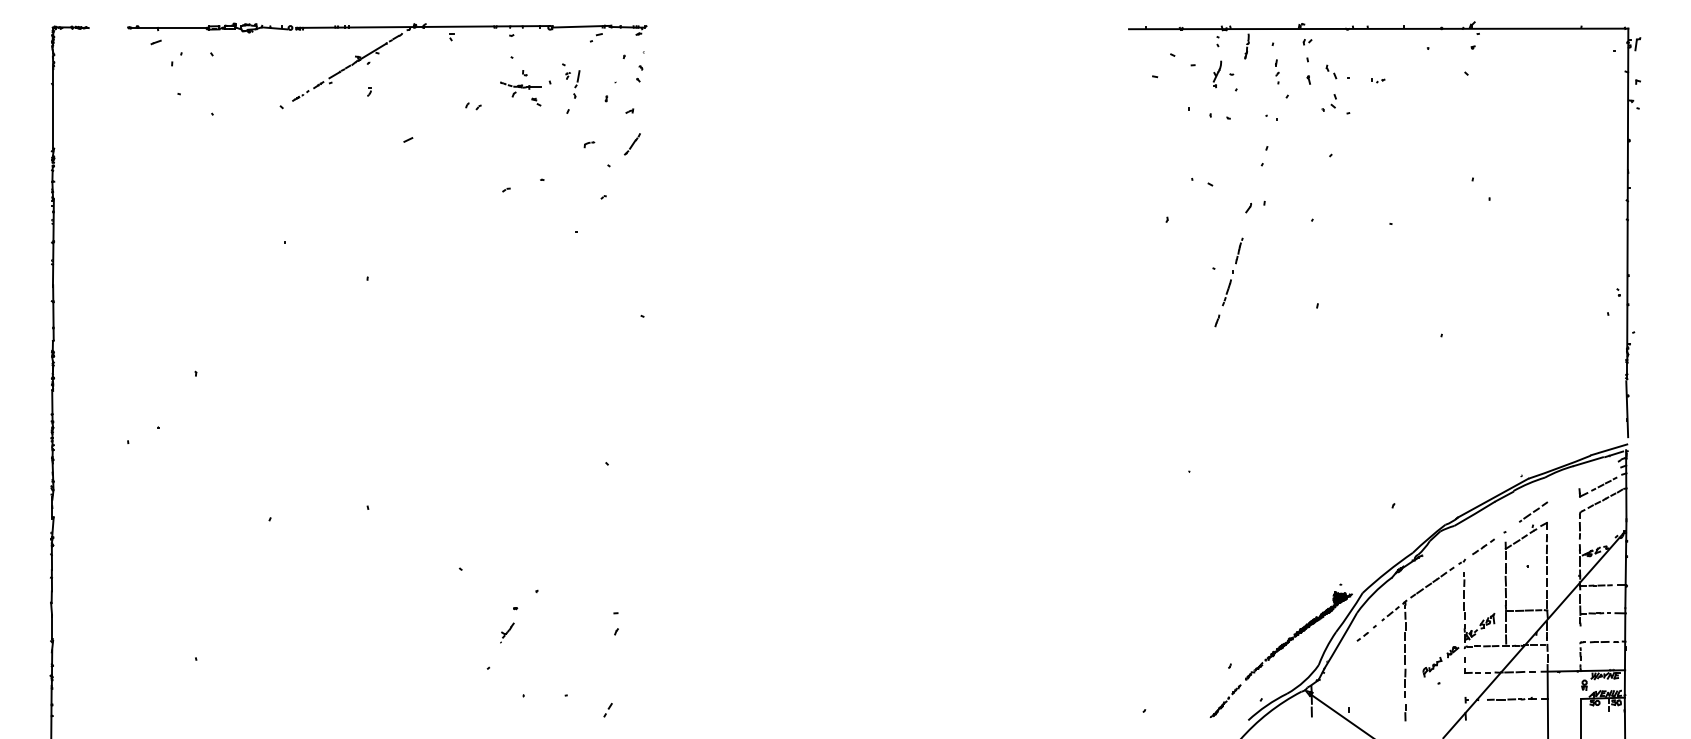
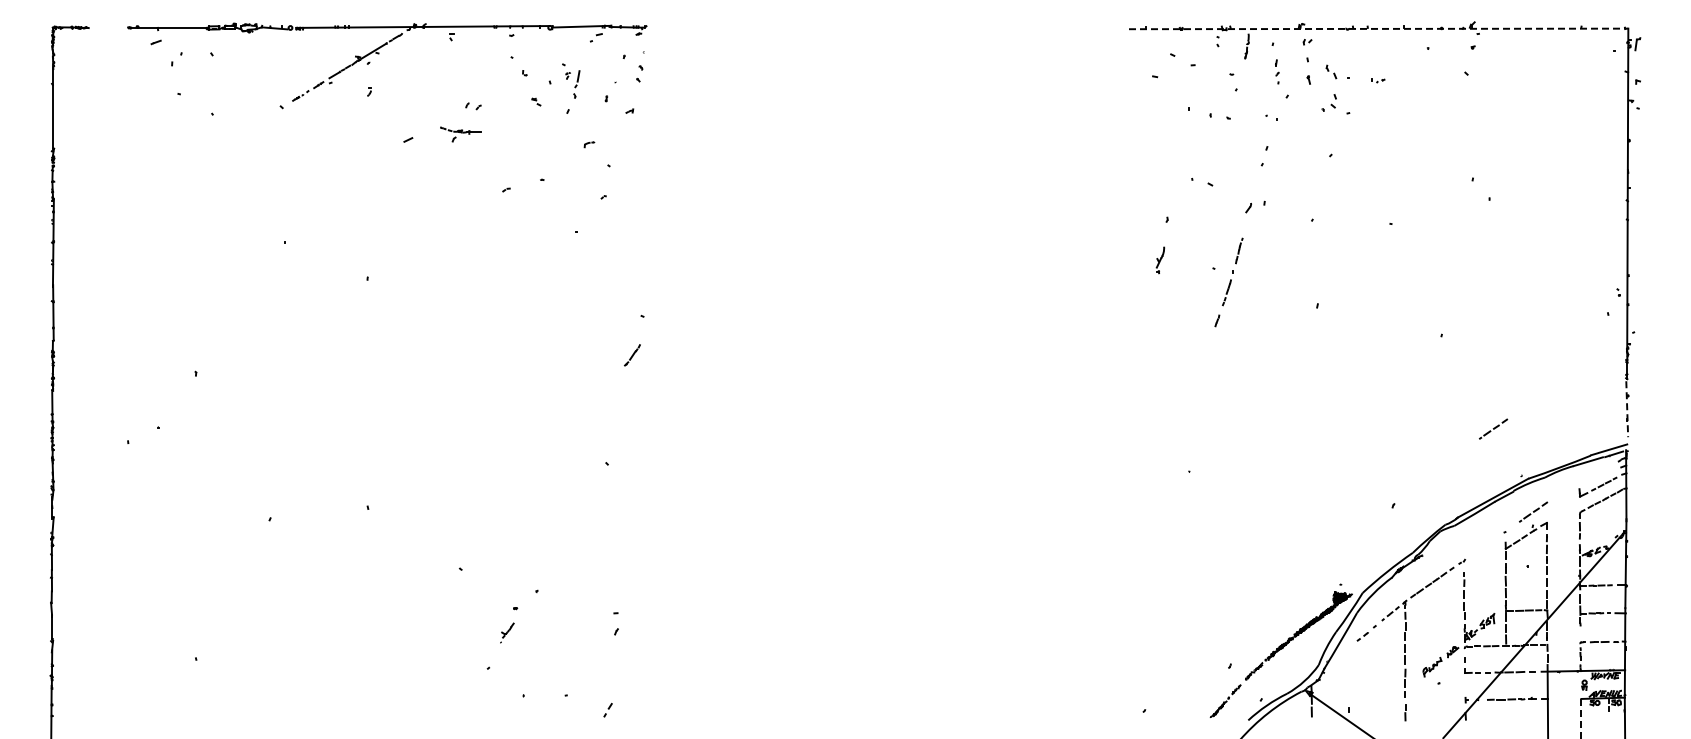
line: solid -> dashed (1378, 28)
part position: (1217, 74) -> (1160, 260) (1160, 260)
part position: (520, 89) -> (460, 134) (460, 134)
line position: (632, 144) -> (632, 355) (632, 355)
line: solid -> dashed (1627, 409)
part: none -> present (1493, 428)
part: present -> none (1483, 546)
line: solid -> dashed (1581, 718)
